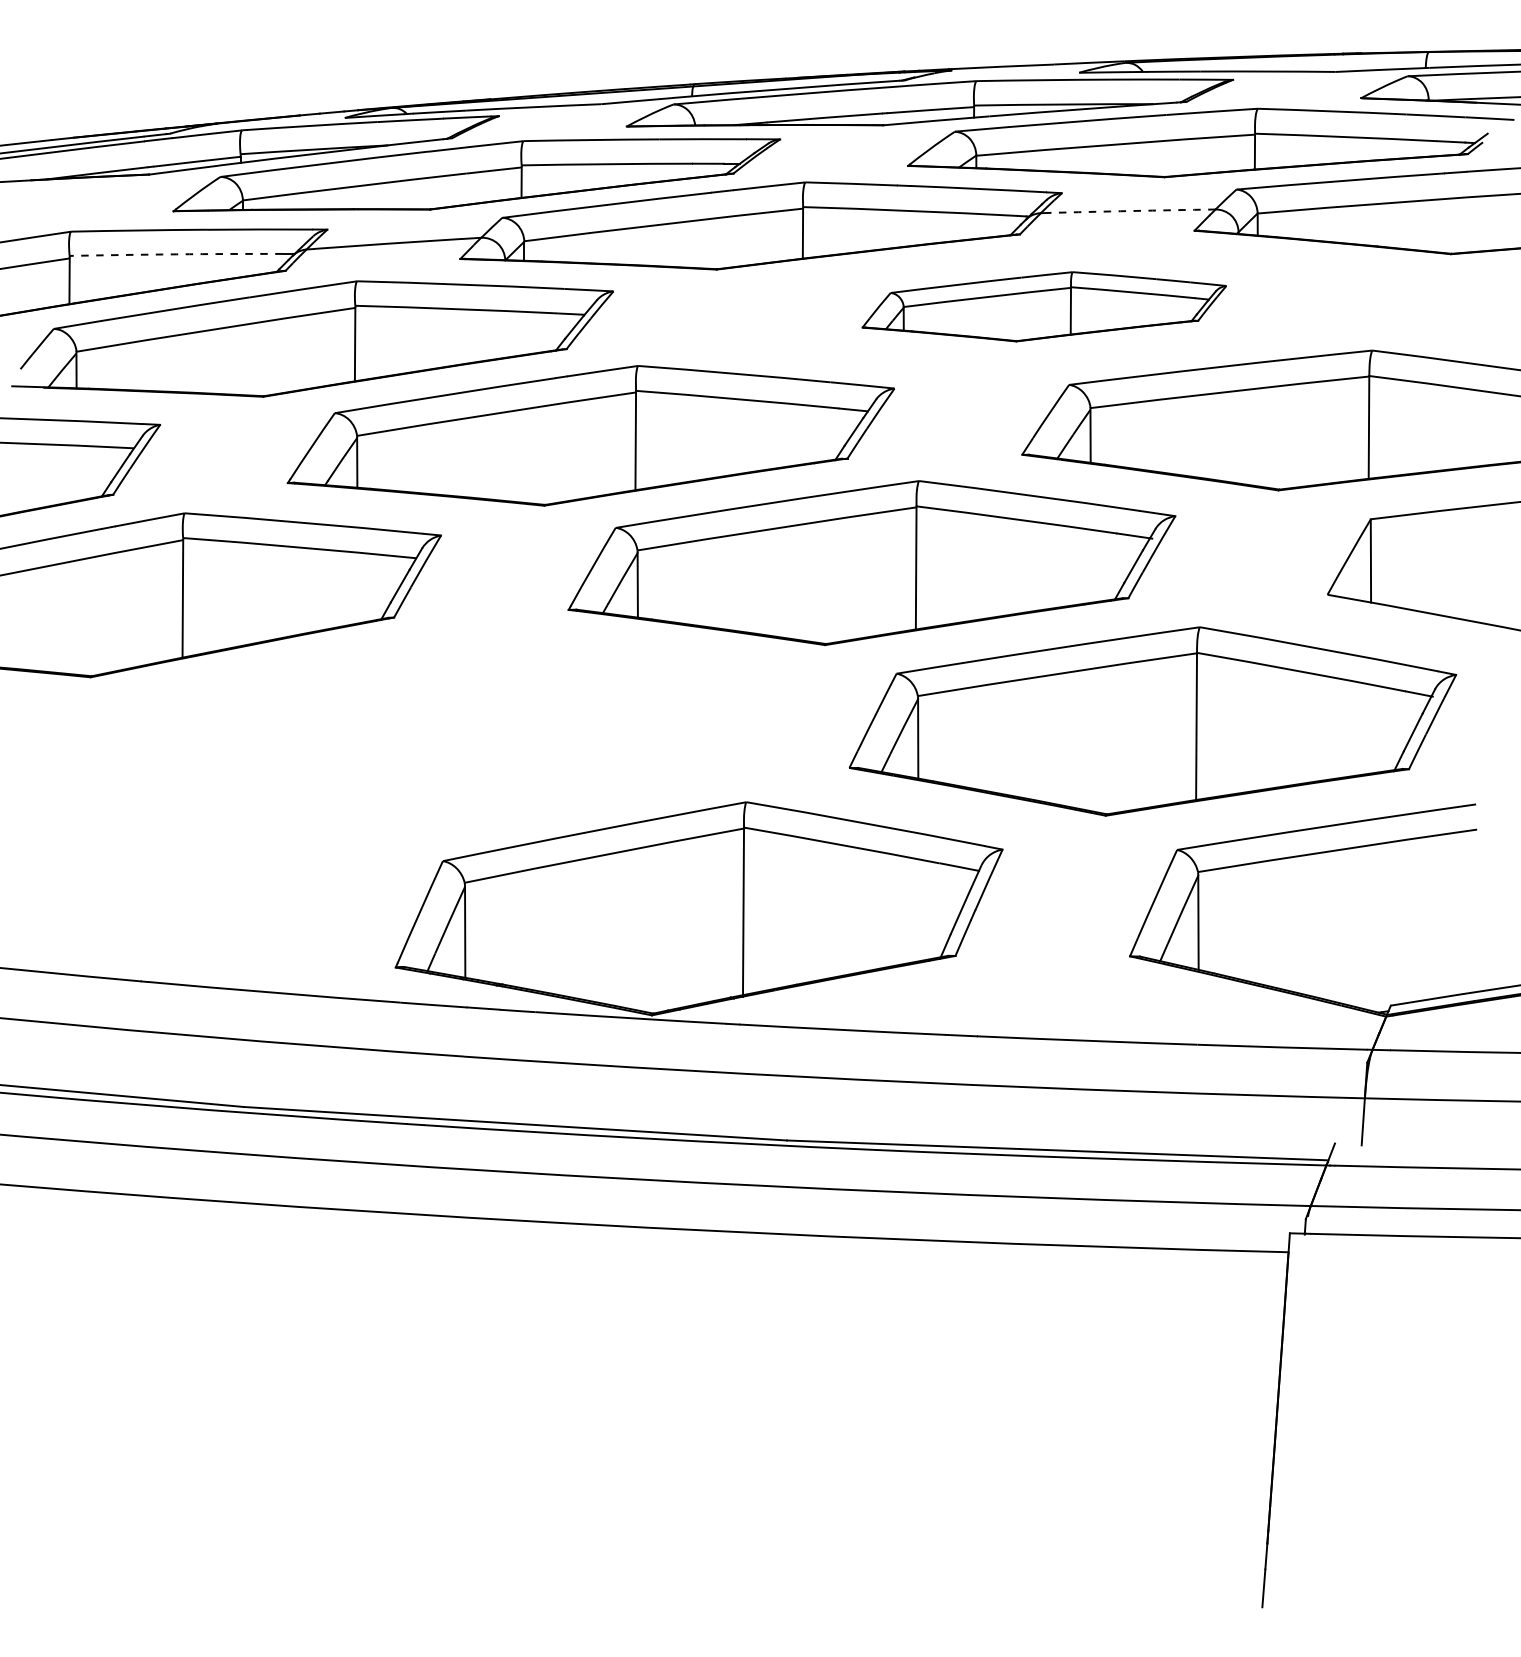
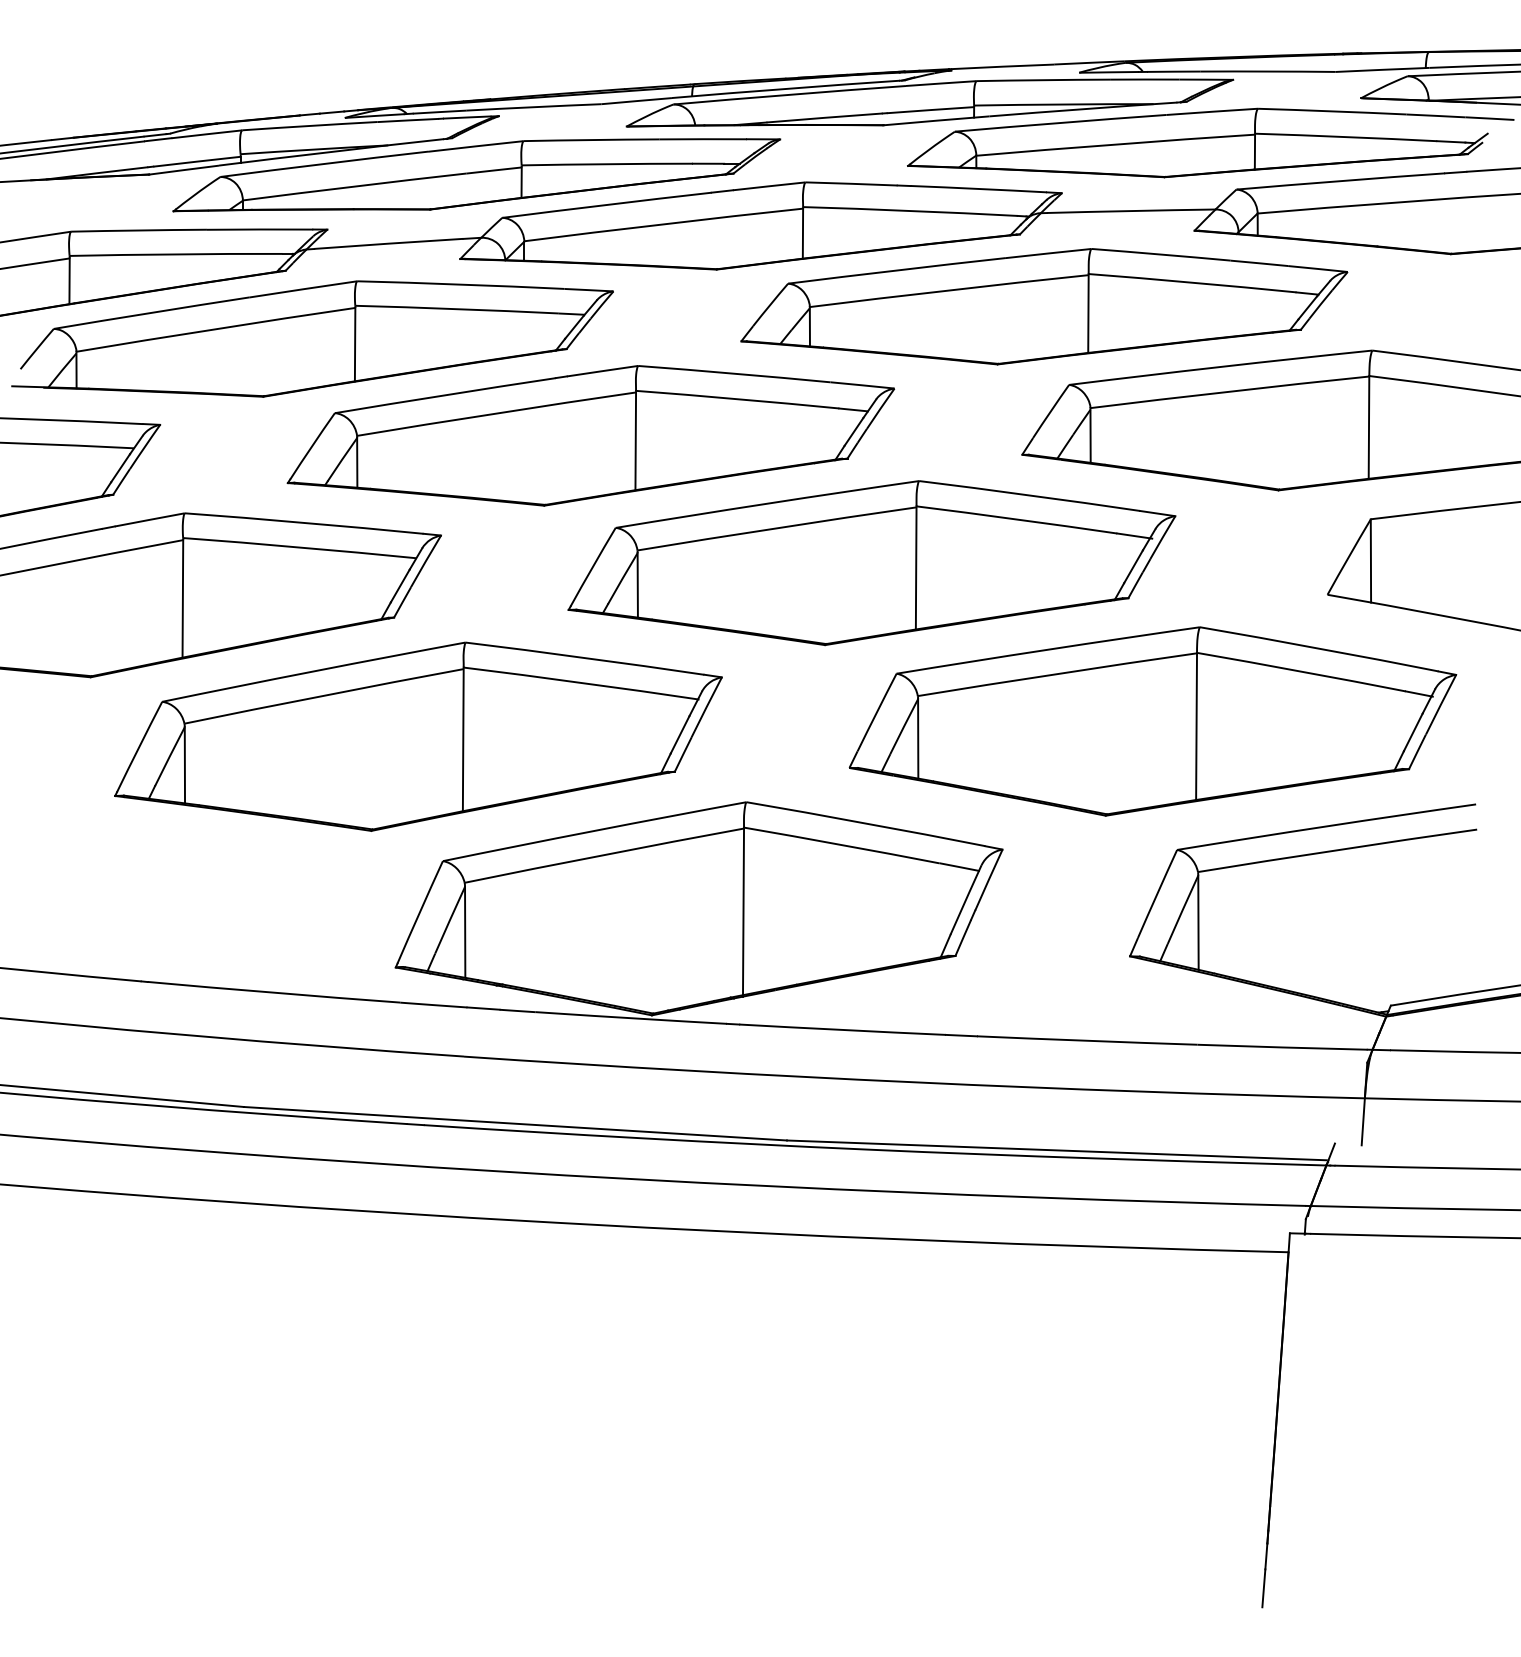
arc: dashed -> solid (1131, 211)
arc: dashed -> solid (176, 254)
part size: 366x72 px -> 609x118 px (1044, 306)
part: none -> present (418, 736)
